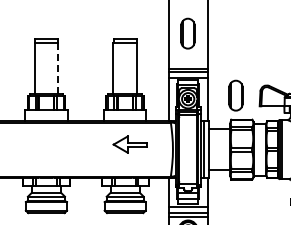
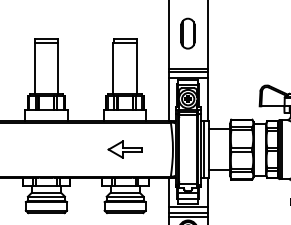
line: dashed -> solid (58, 69)
part: present -> none (235, 95)
part position: (129, 144) -> (124, 149) (124, 149)
